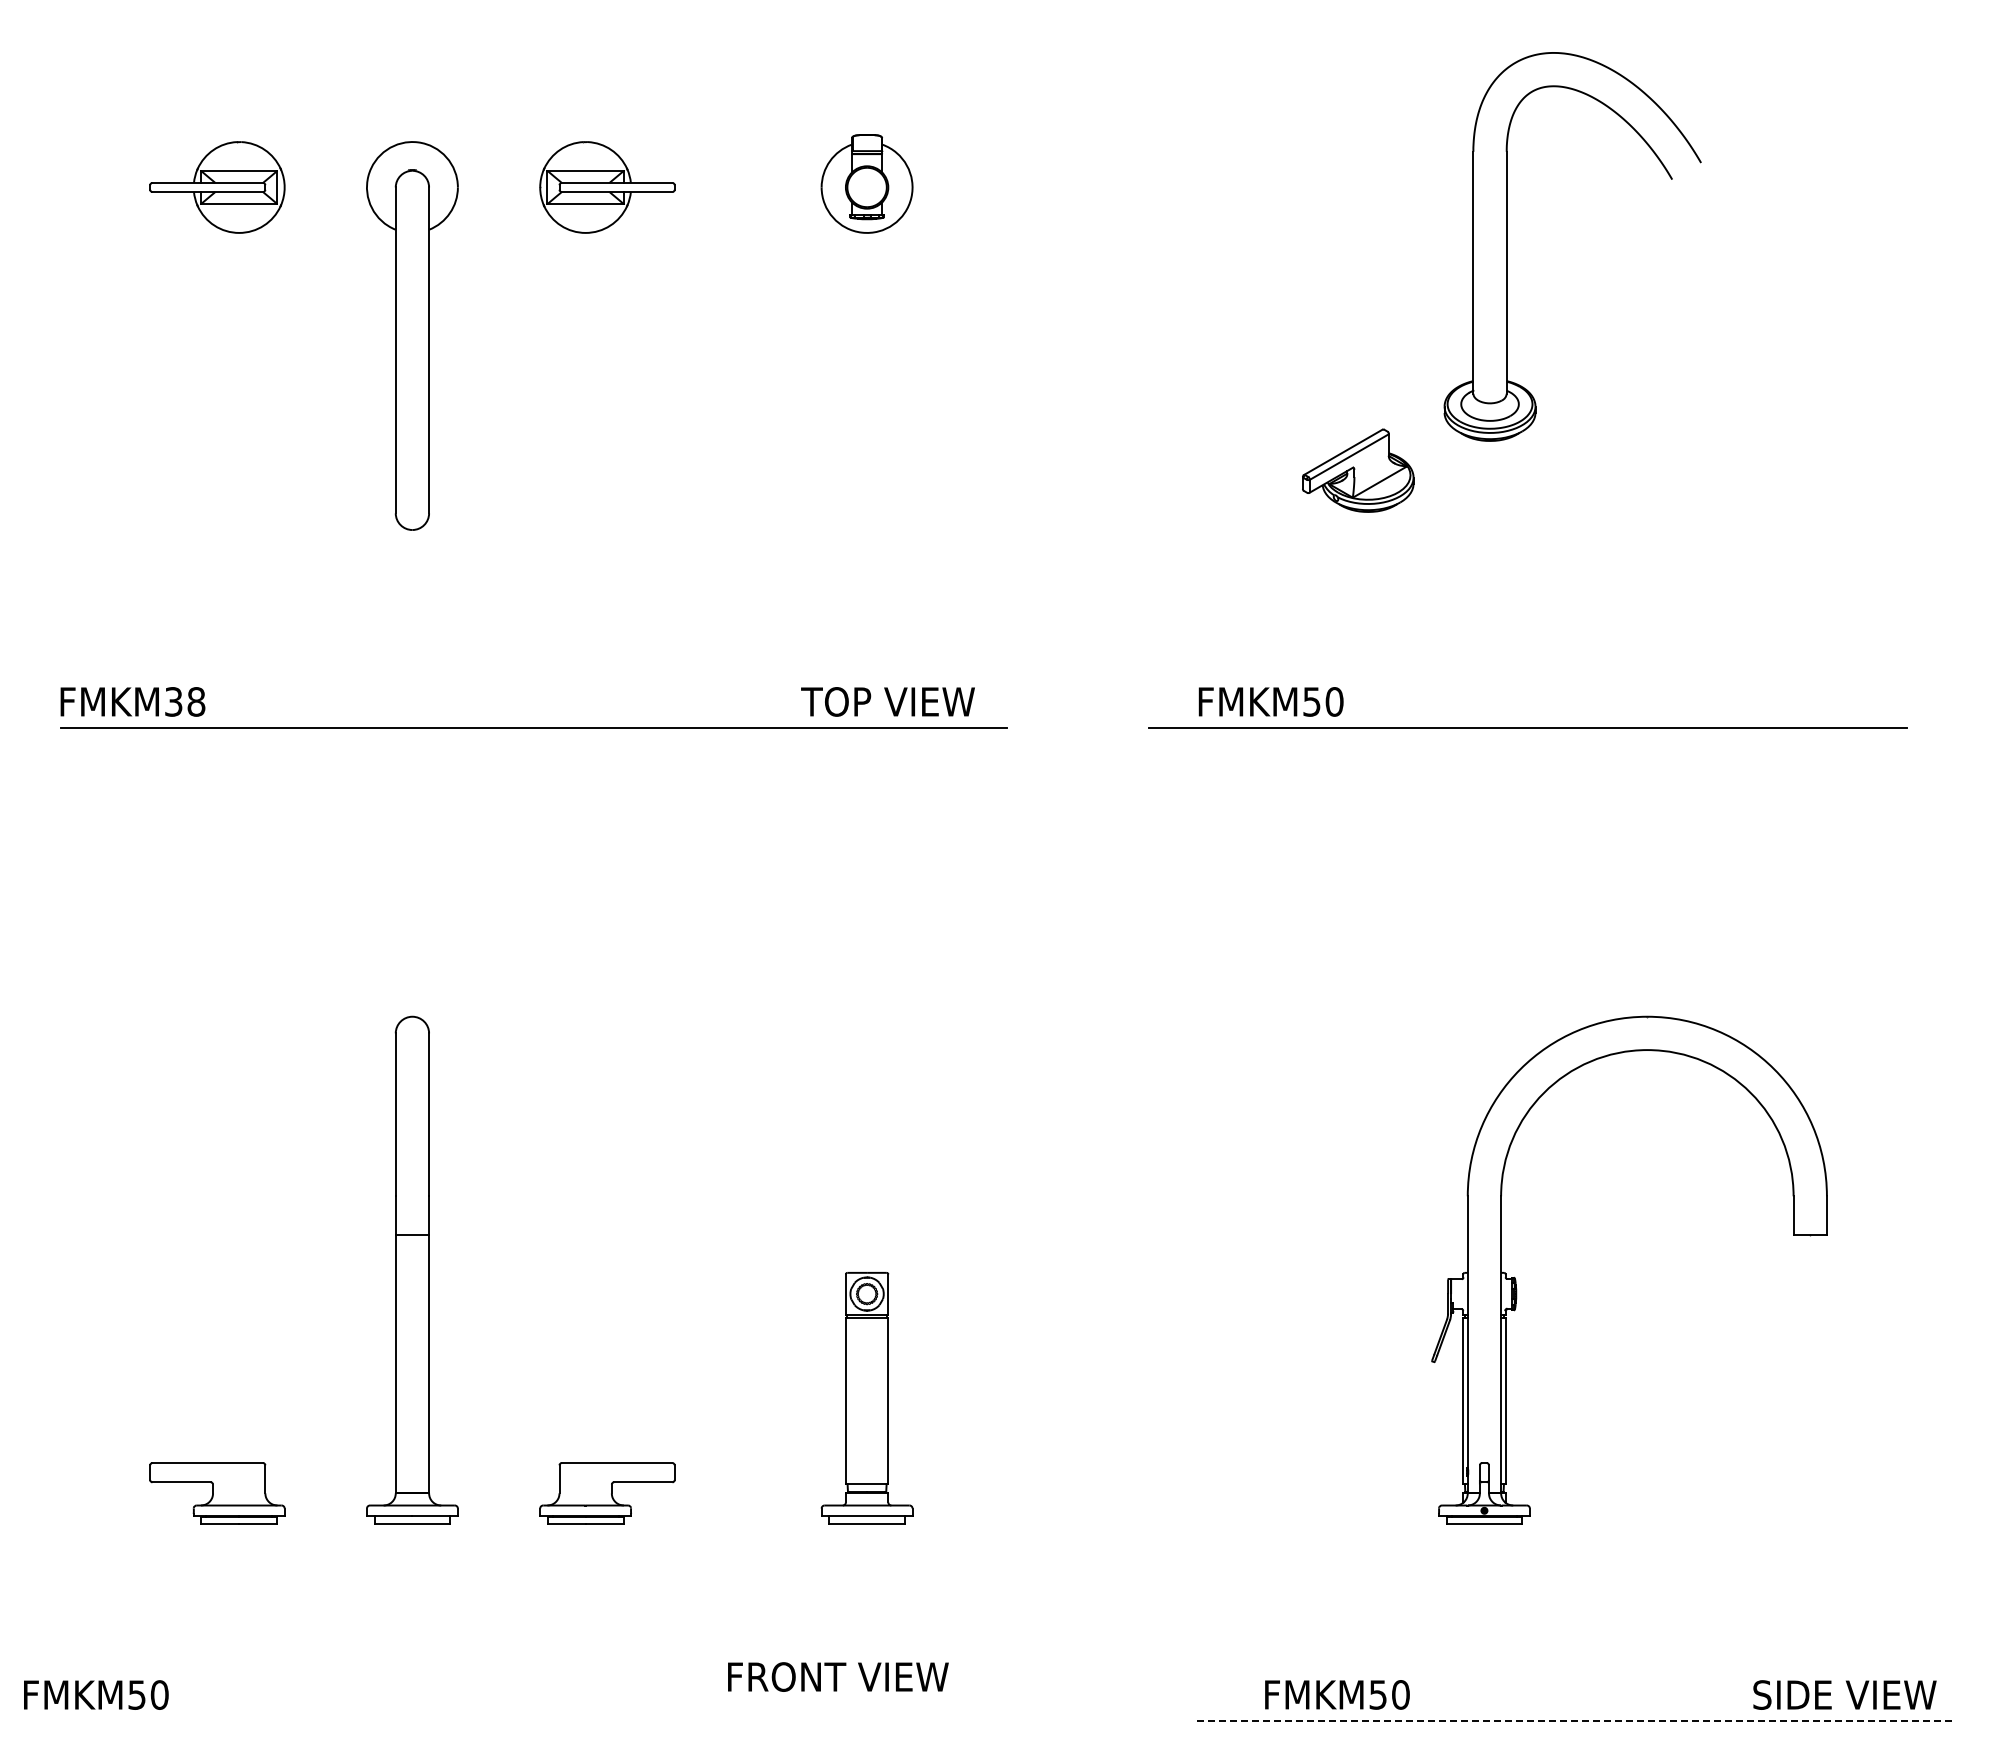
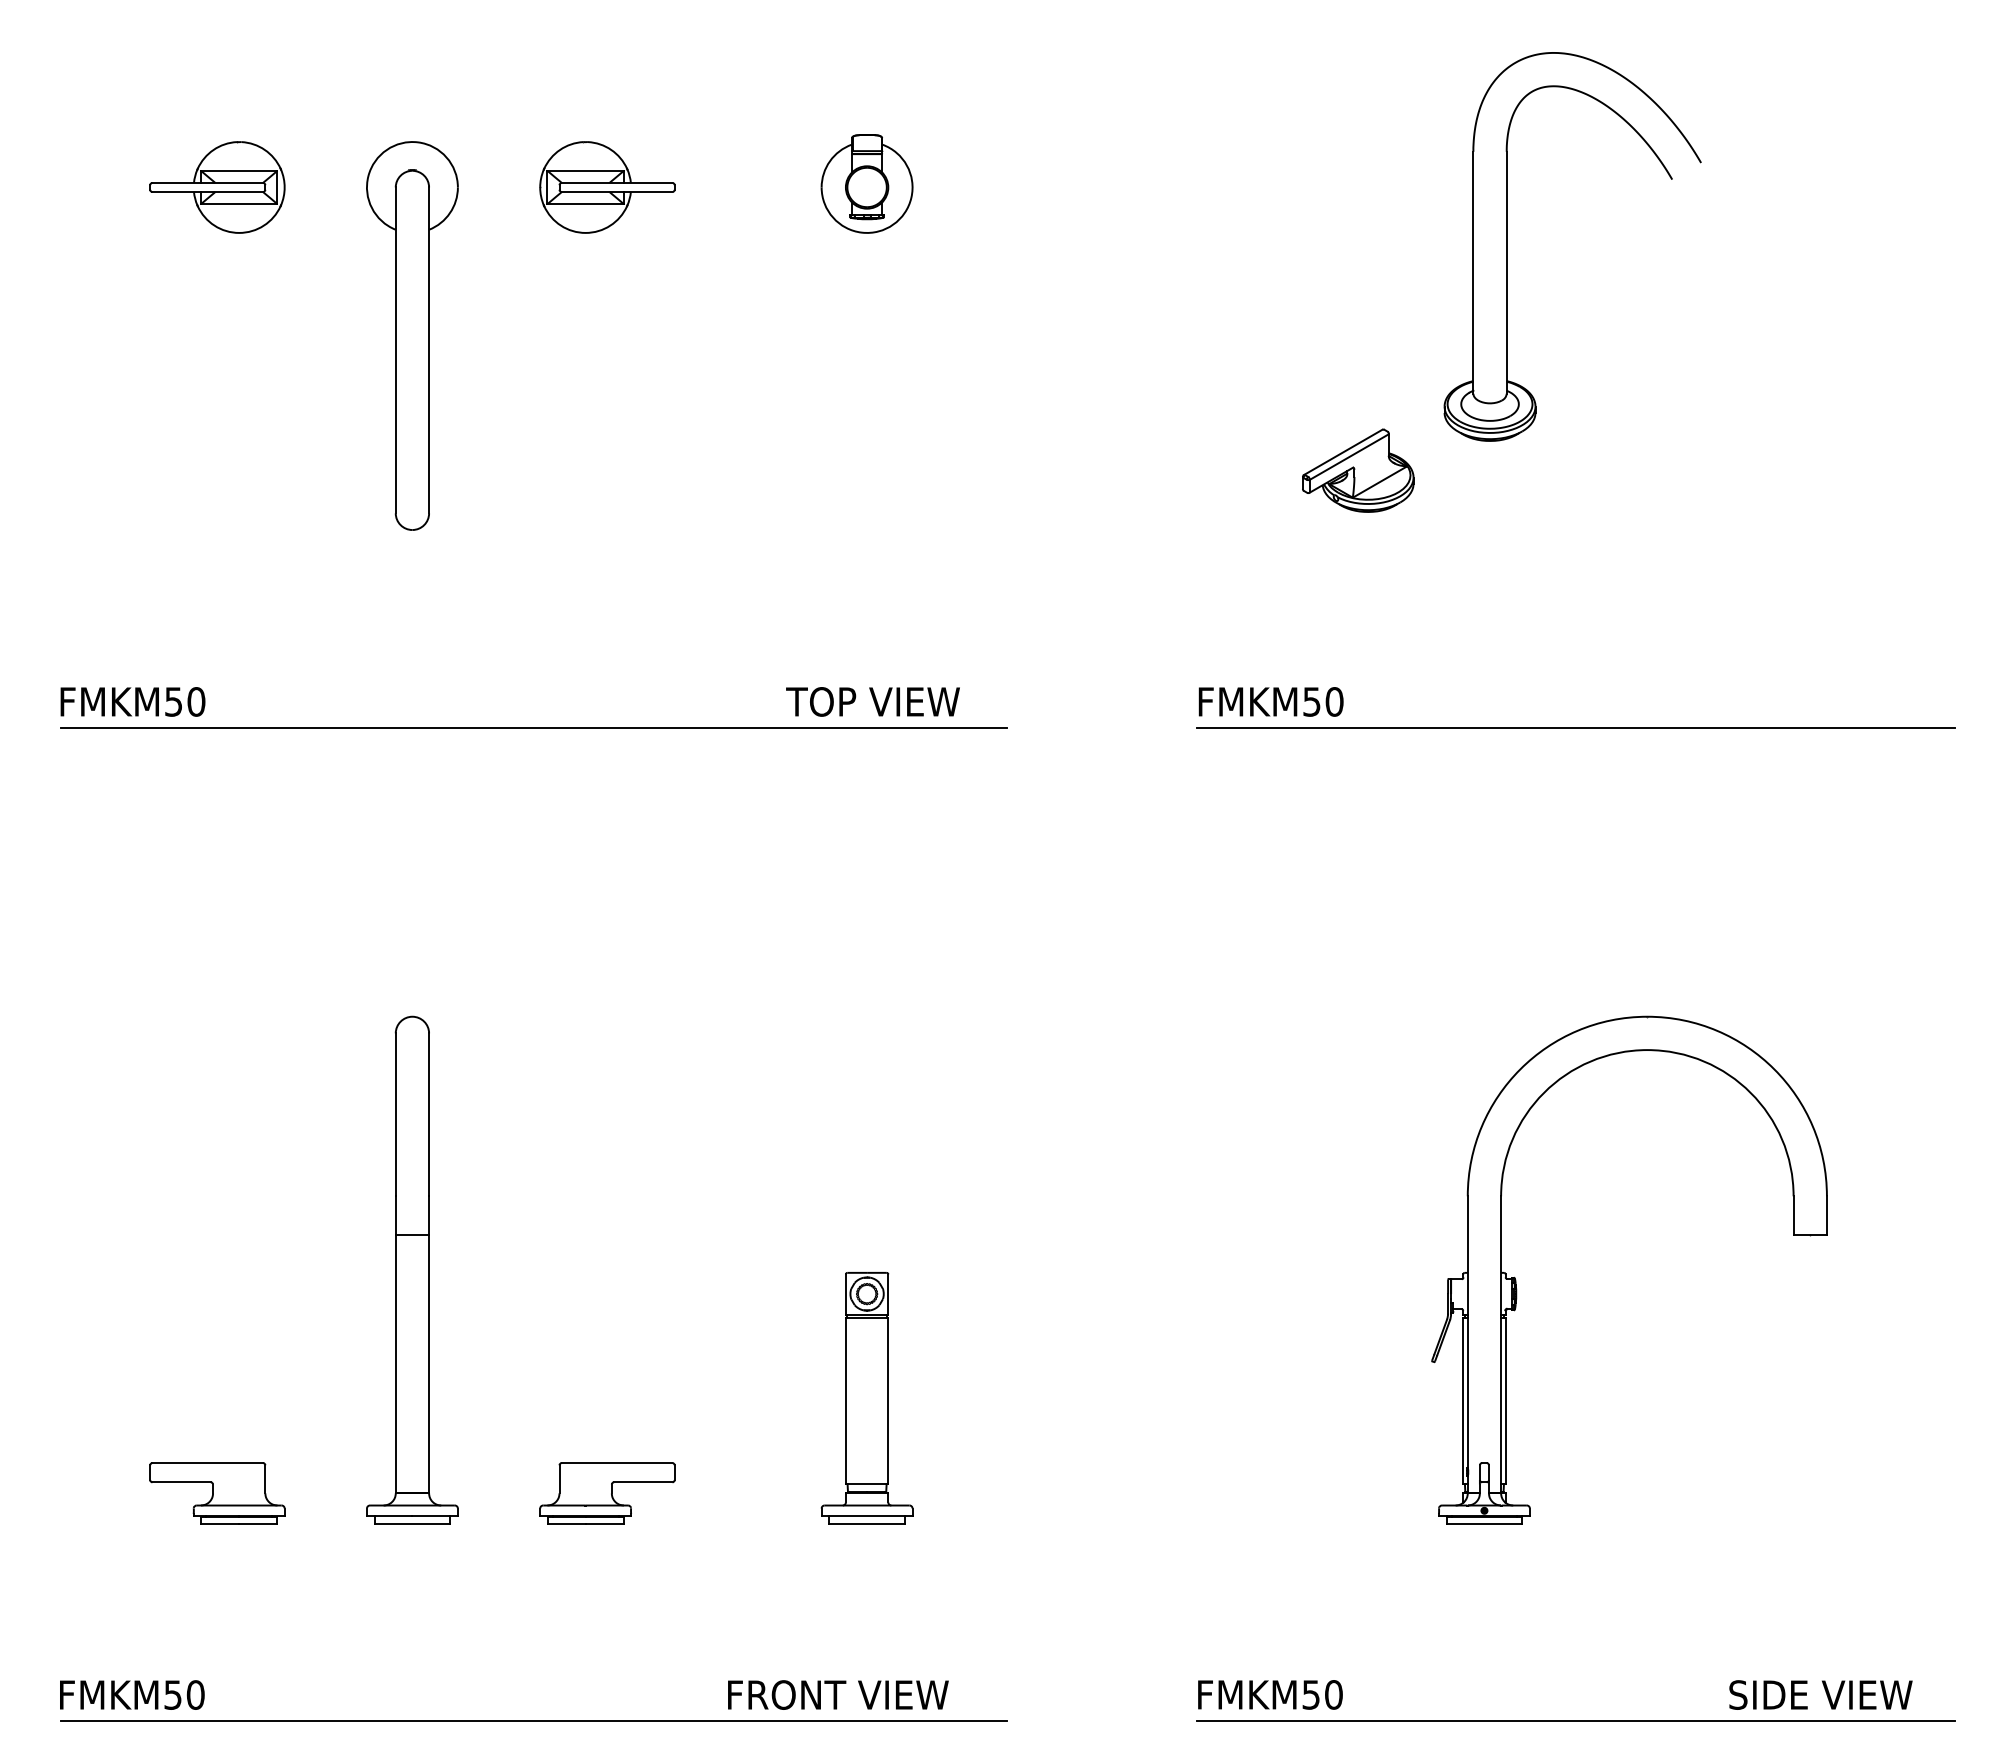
text: FMKM38 -> FMKM50 (185, 701)
text position: (887, 701) -> (872, 701) (872, 701)
line position: (1527, 727) -> (1575, 727) (1575, 727)
text position: (838, 1676) -> (838, 1694) (838, 1694)
text position: (96, 1694) -> (132, 1694) (132, 1694)
text position: (1337, 1694) -> (1270, 1694) (1270, 1694)
text position: (1844, 1694) -> (1820, 1694) (1820, 1694)
line: none -> present (533, 1720)
line: dashed -> solid (1575, 1720)
